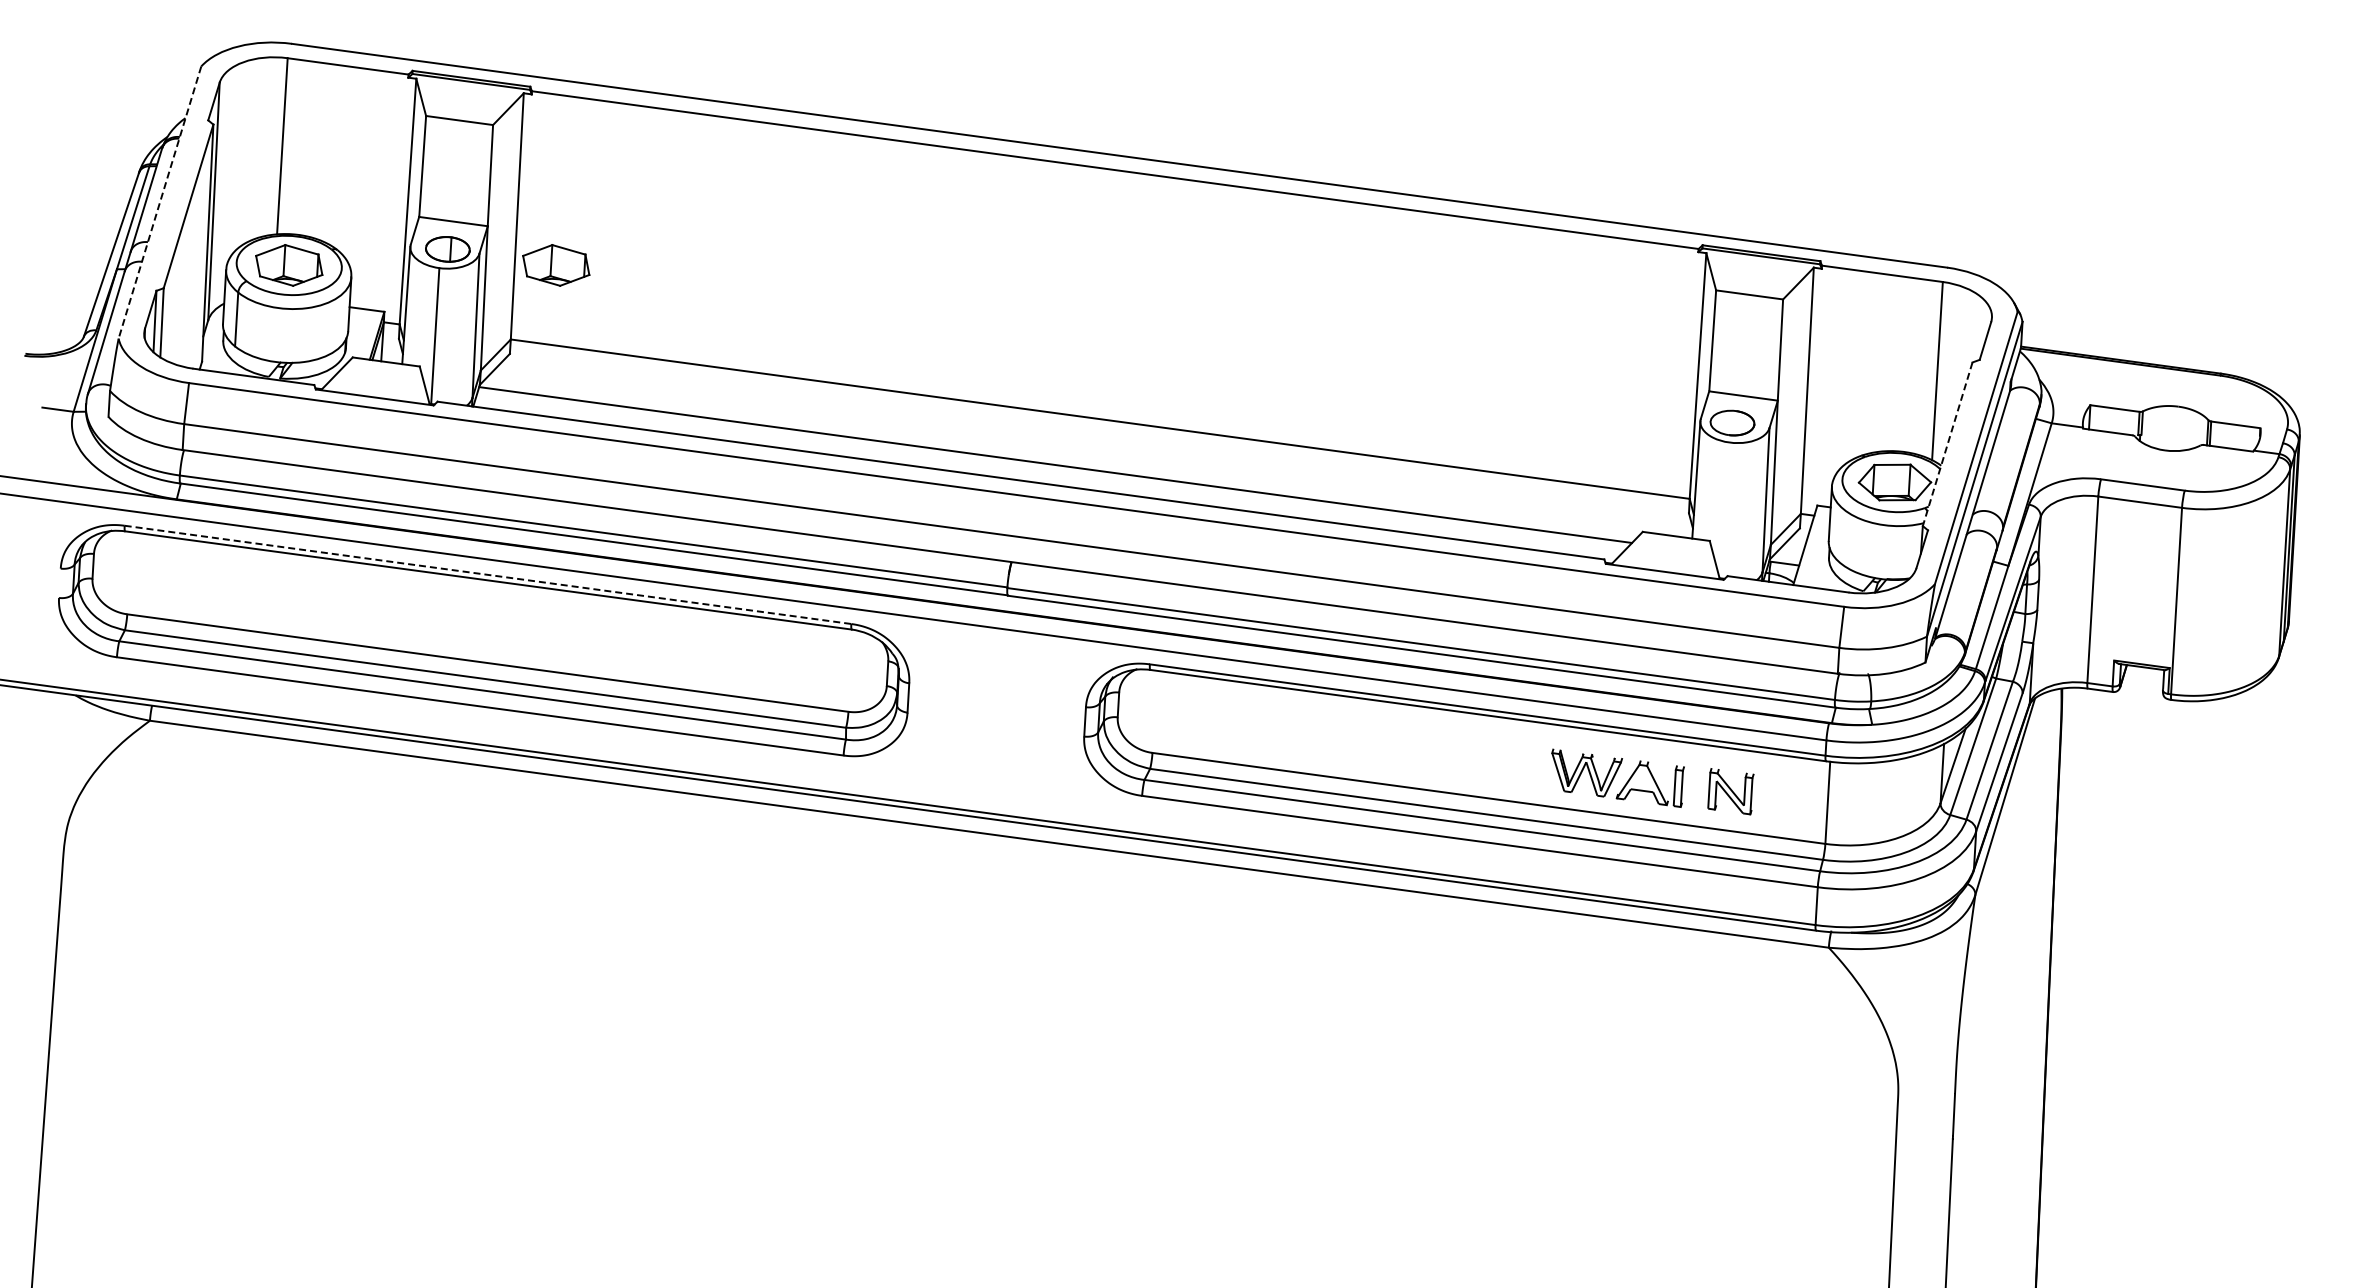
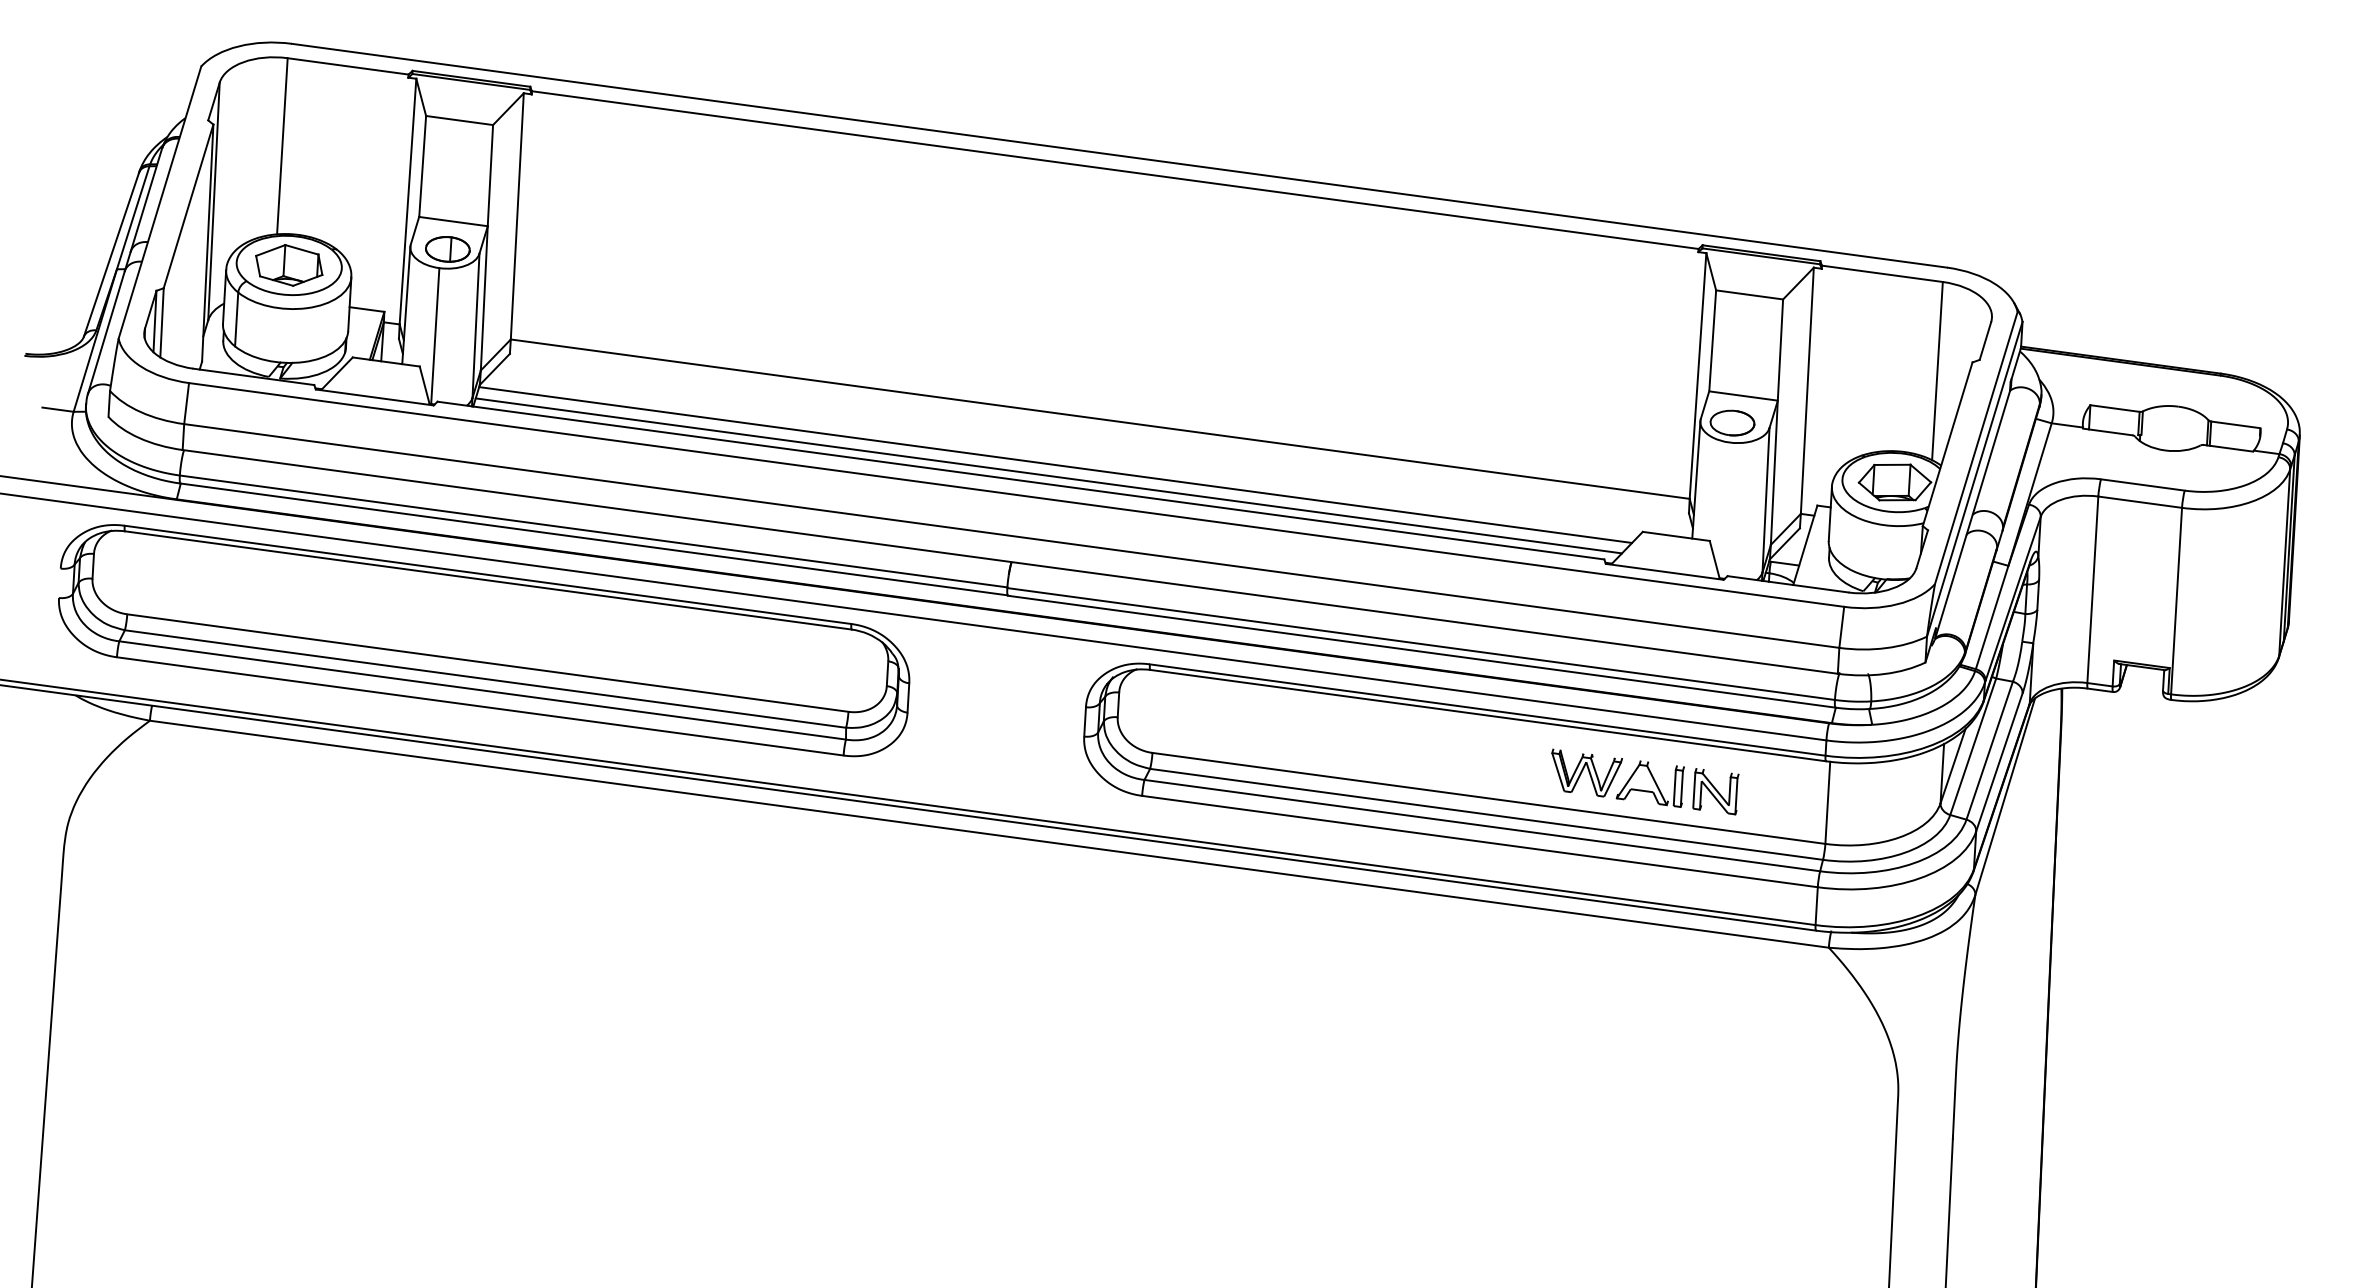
line: dashed -> solid (159, 203)
part: present -> none (556, 265)
line: dashed -> solid (1947, 444)
line: none -> present (1048, 475)
line: dashed -> solid (488, 574)
part position: (1730, 791) -> (1715, 791) (1715, 791)
